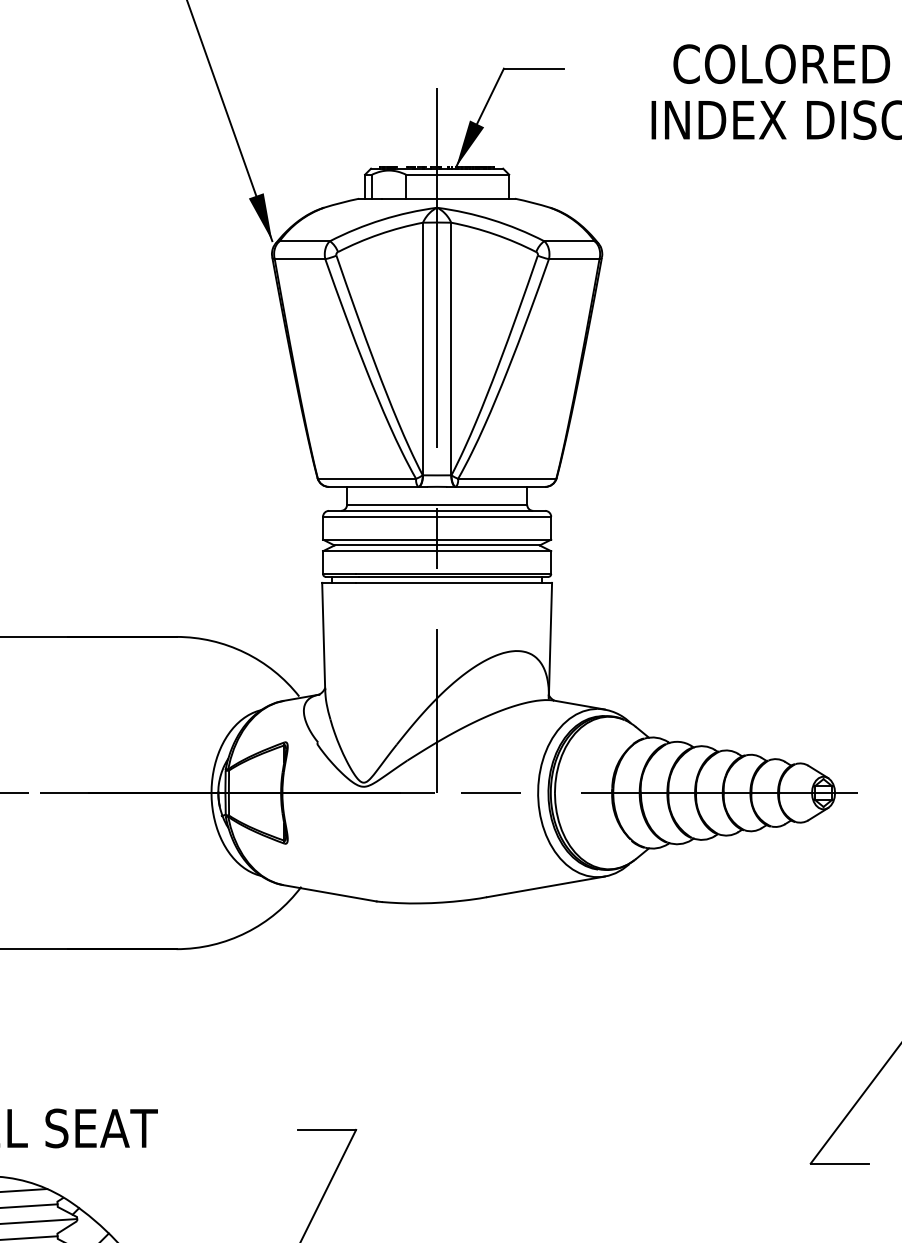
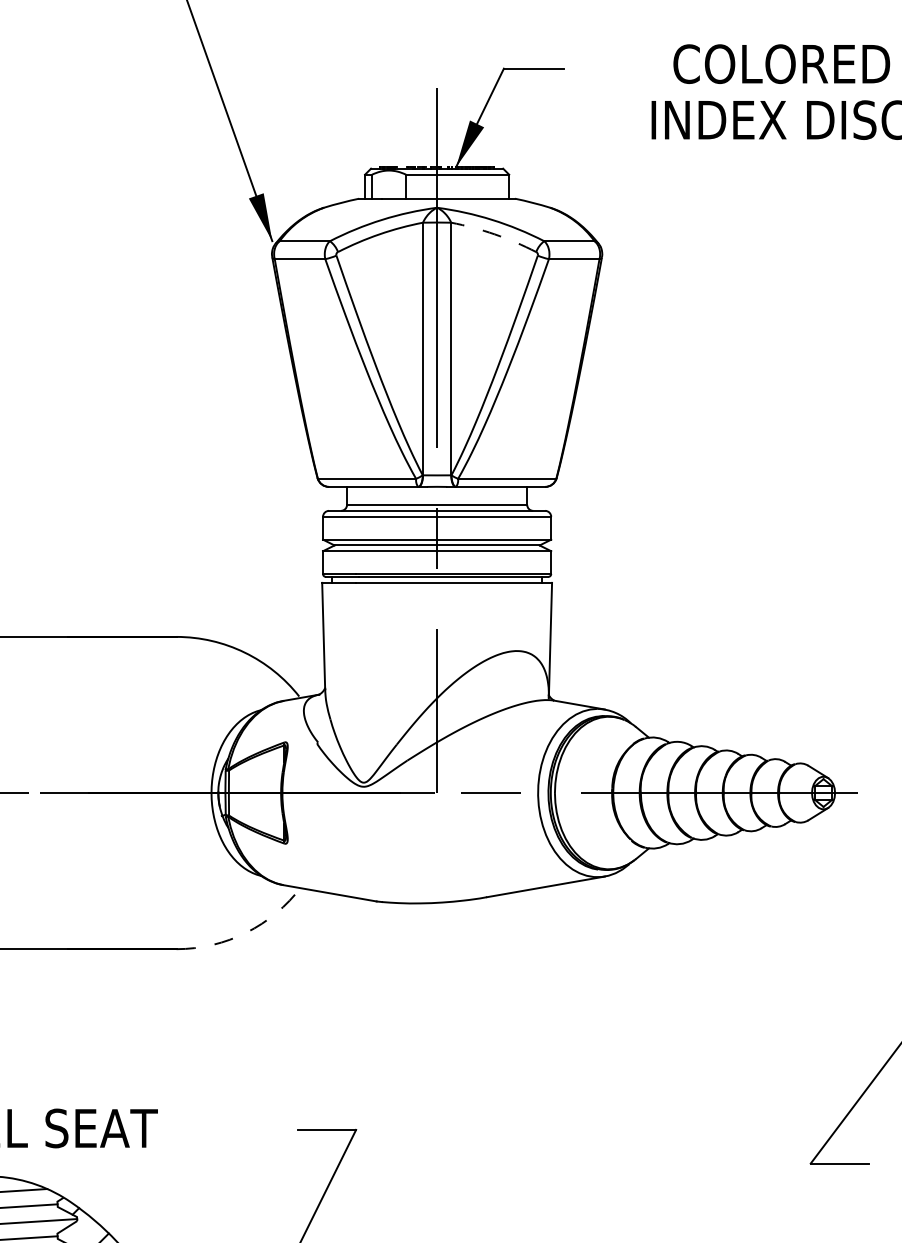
arc: solid -> dashed (494, 234)
arc: solid -> dashed (246, 932)
